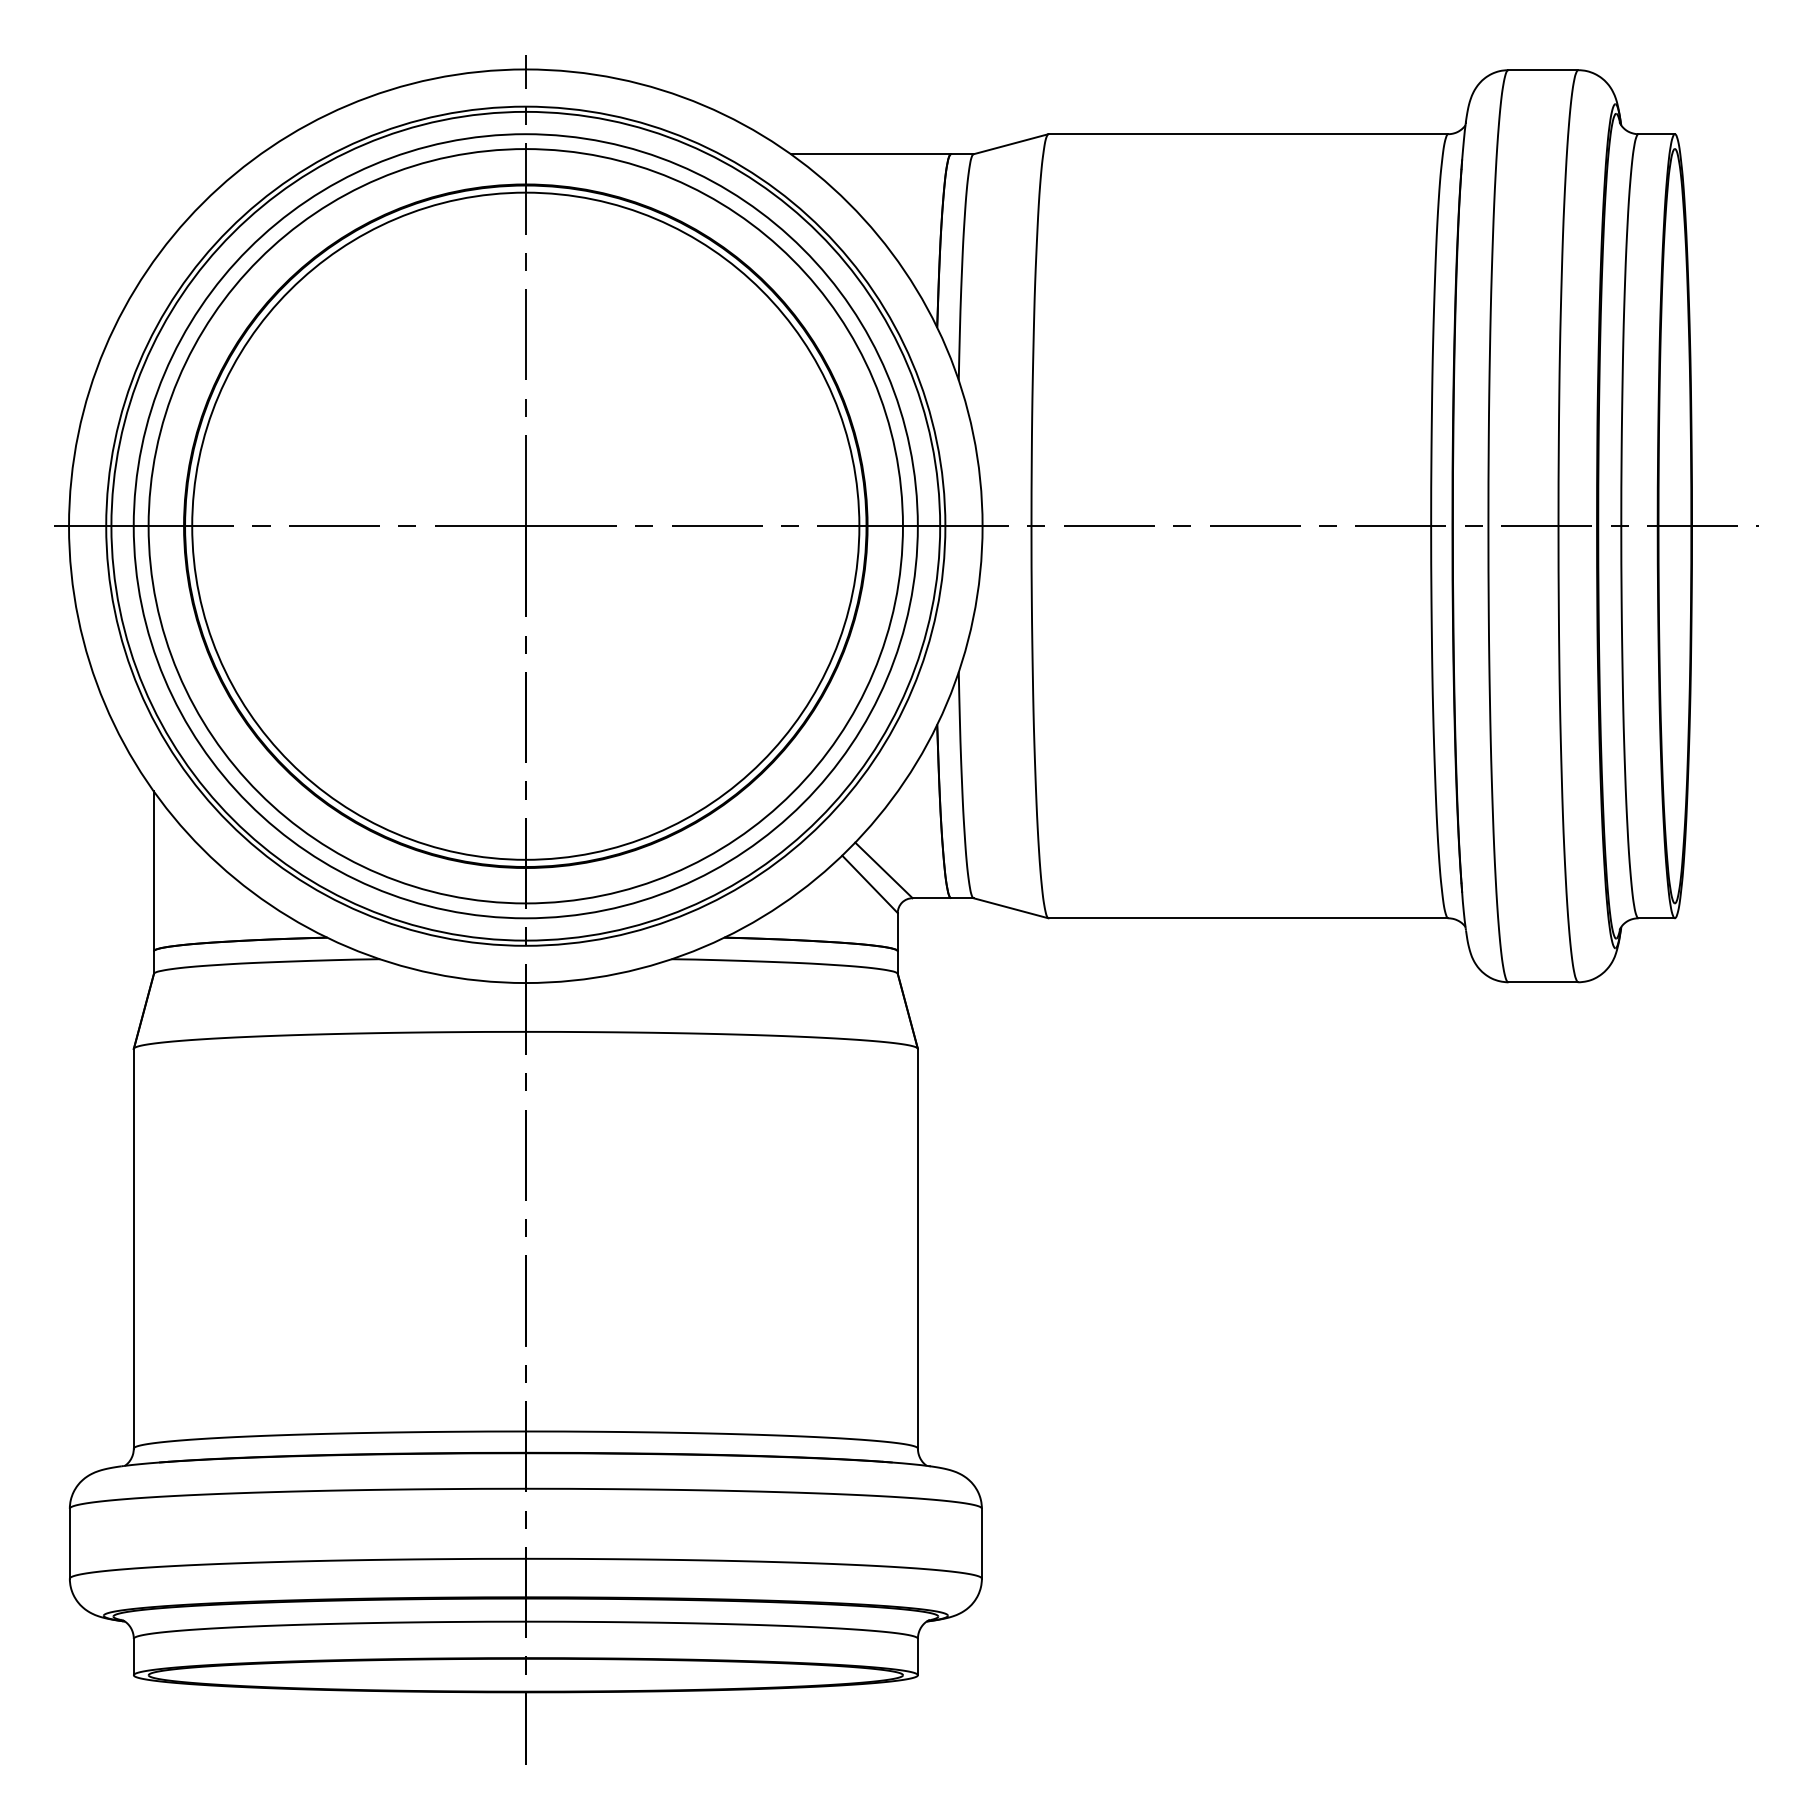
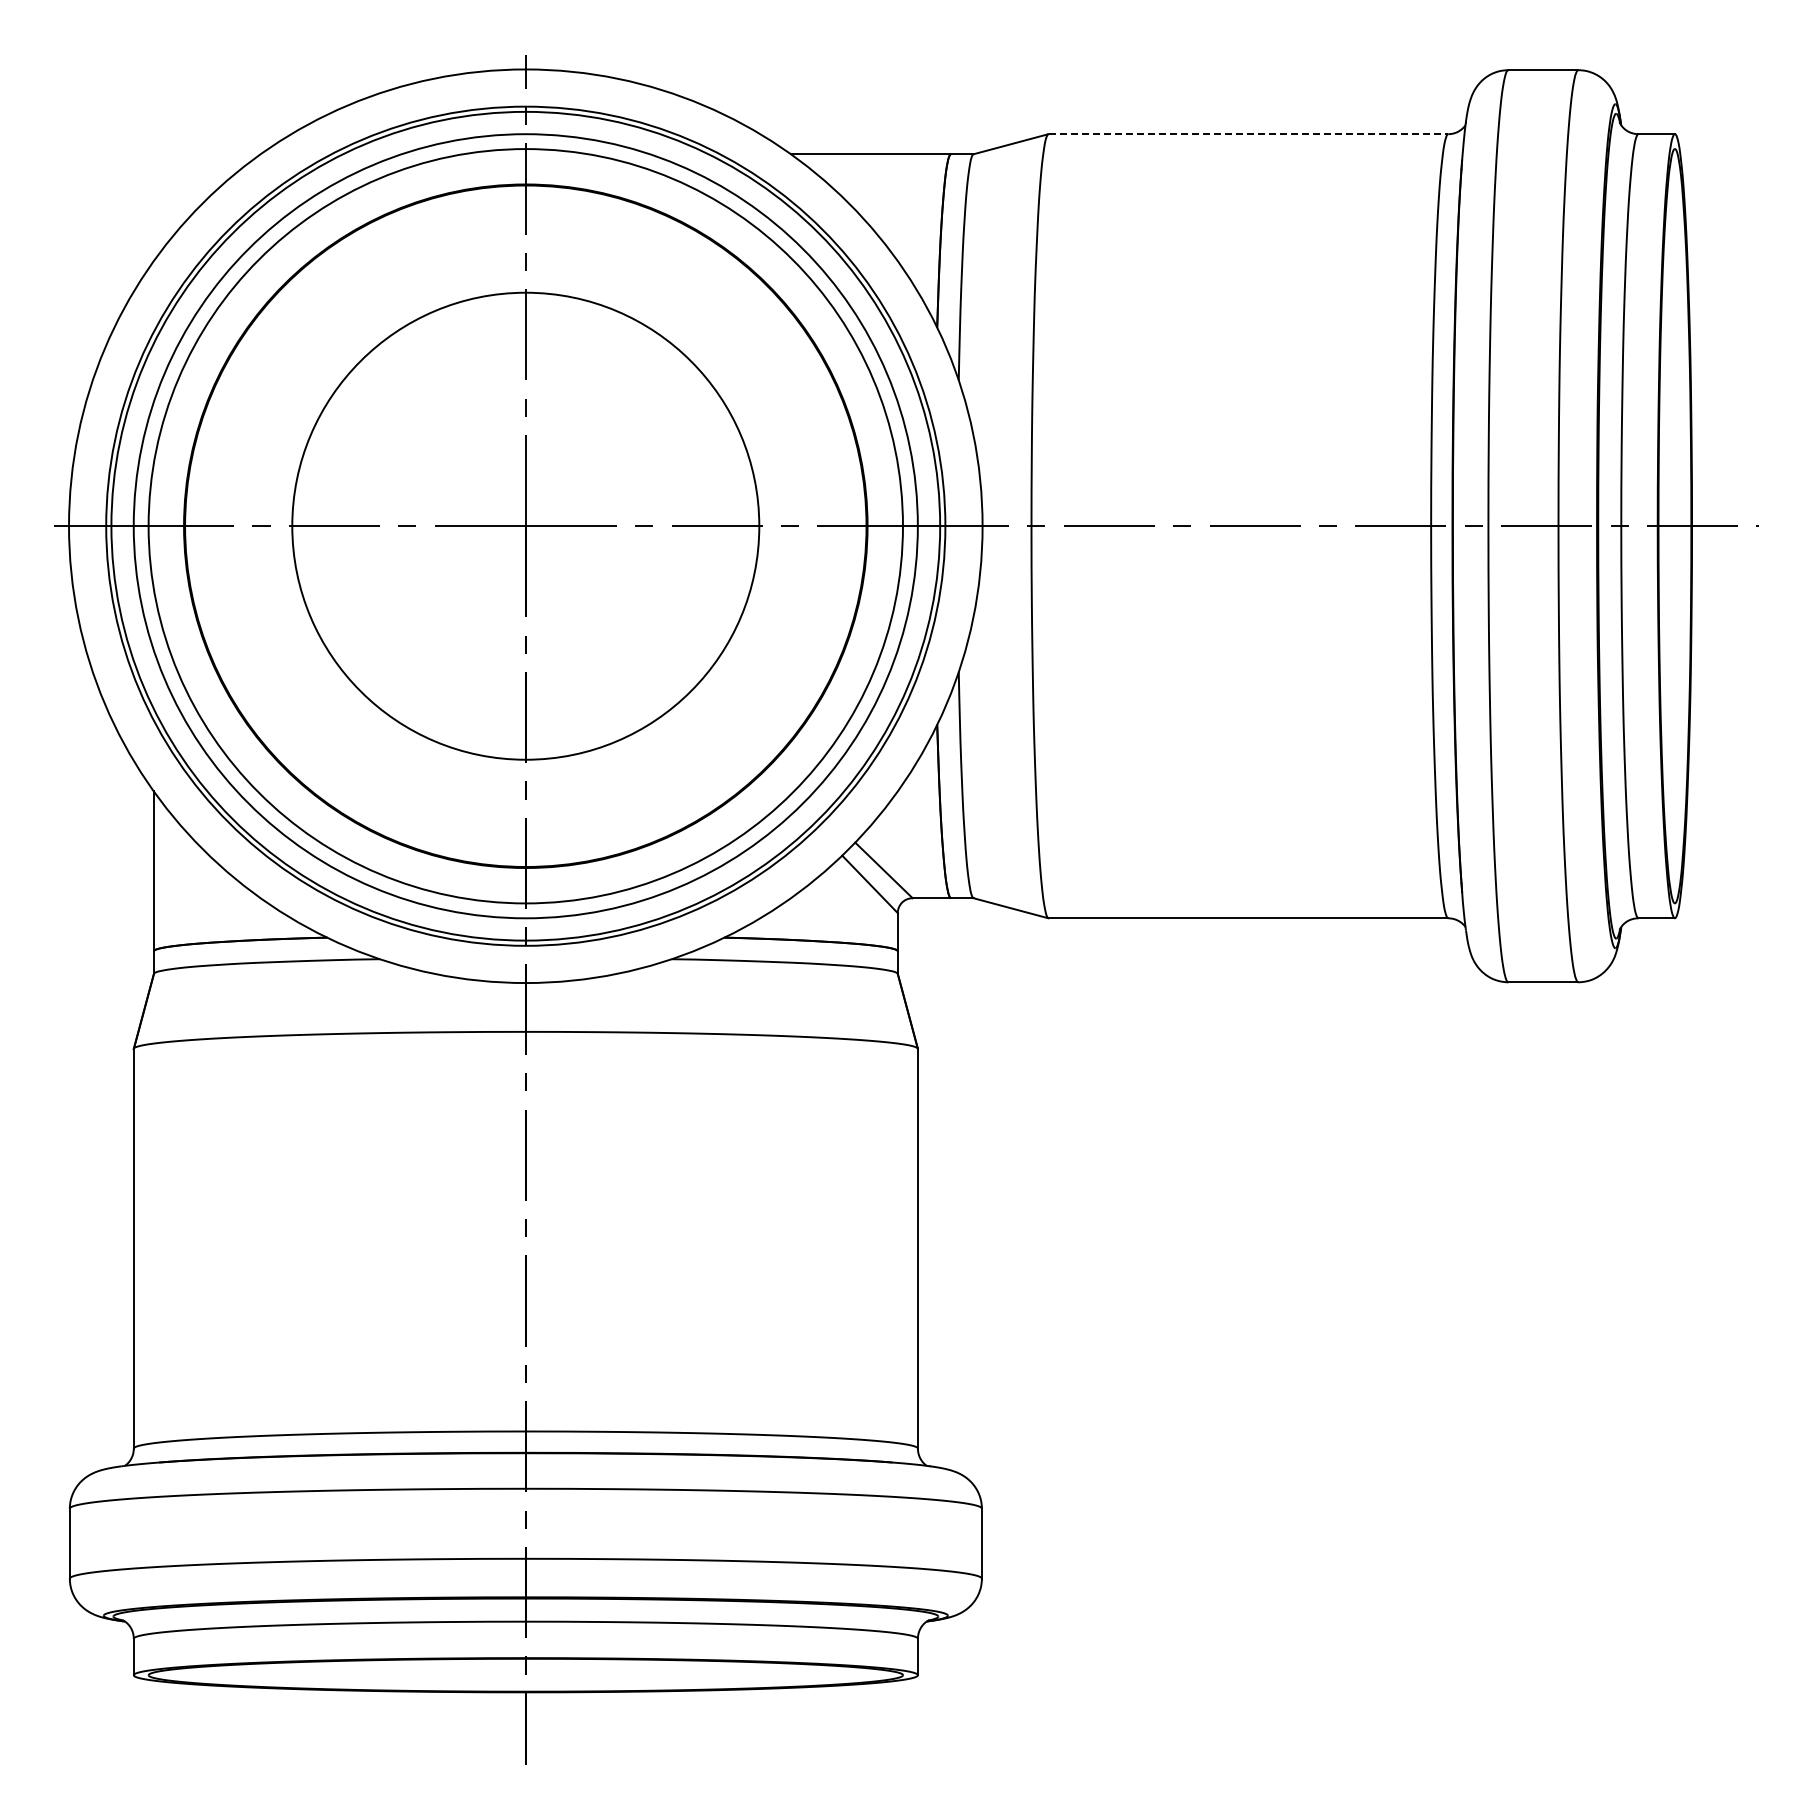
line: solid -> dashed (1248, 134)
circle diameter: 667 px -> 467 px (525, 525)
